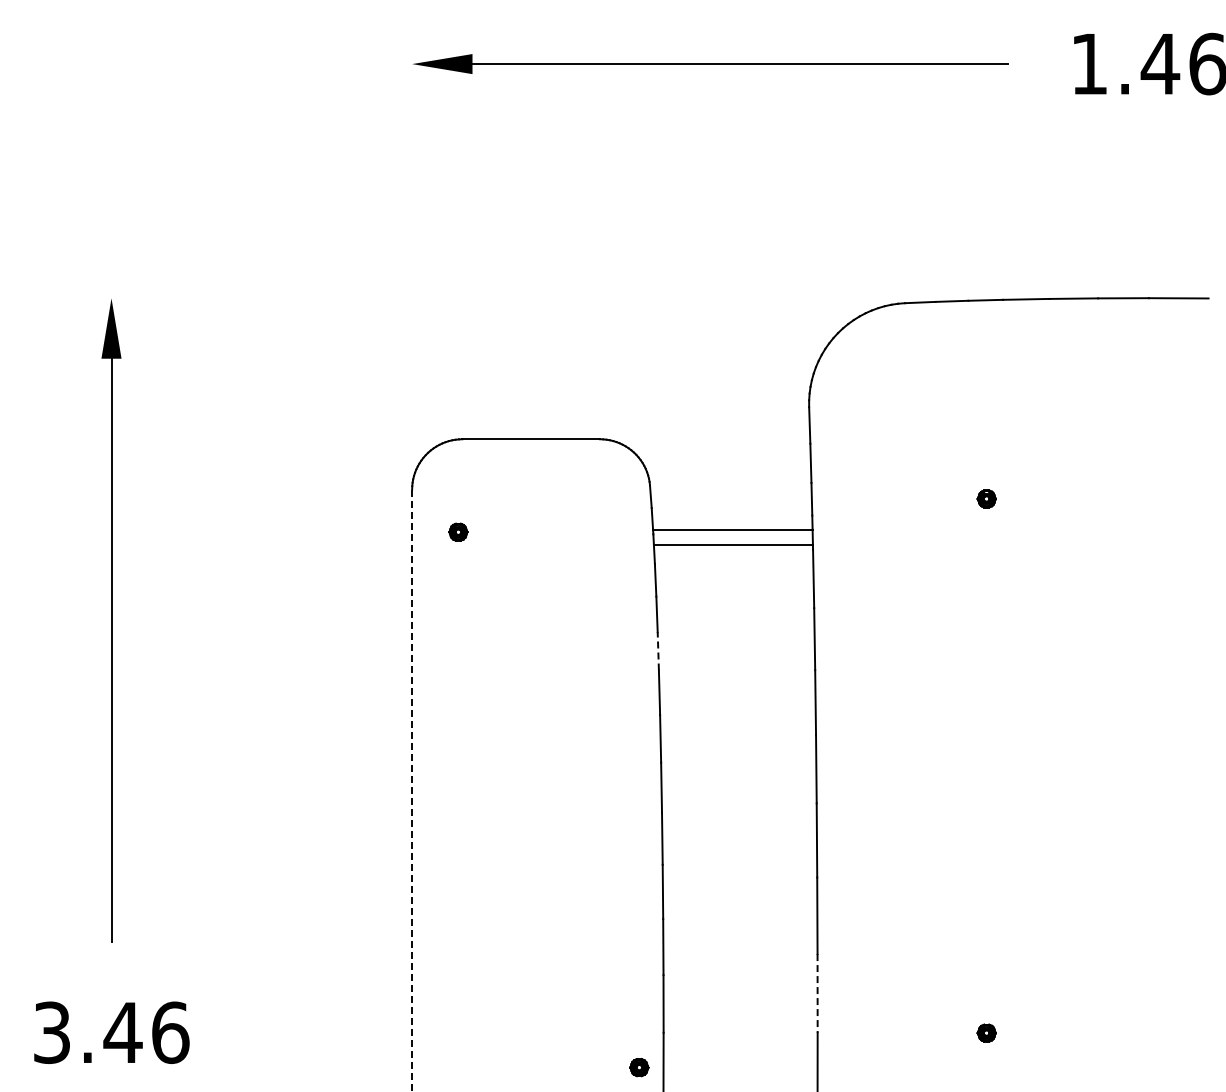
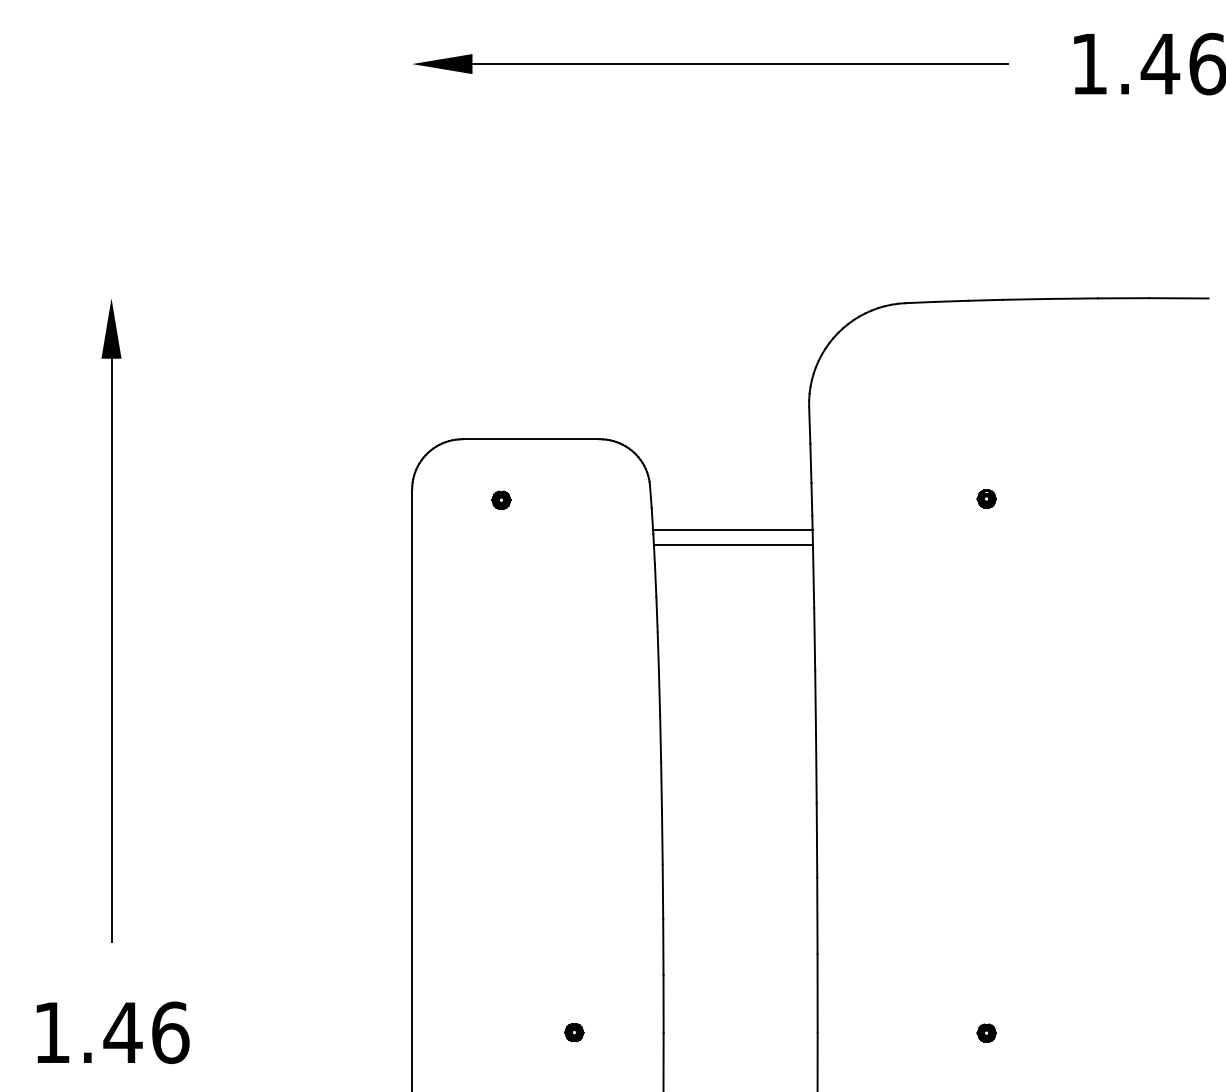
part position: (458, 531) -> (501, 499) (501, 499)
line: dashed -> solid (658, 650)
line: dashed -> solid (412, 790)
line: dashed -> solid (817, 993)
text: 3.46 -> 1.46 (51, 1032)
part position: (639, 1067) -> (574, 1032) (574, 1032)
